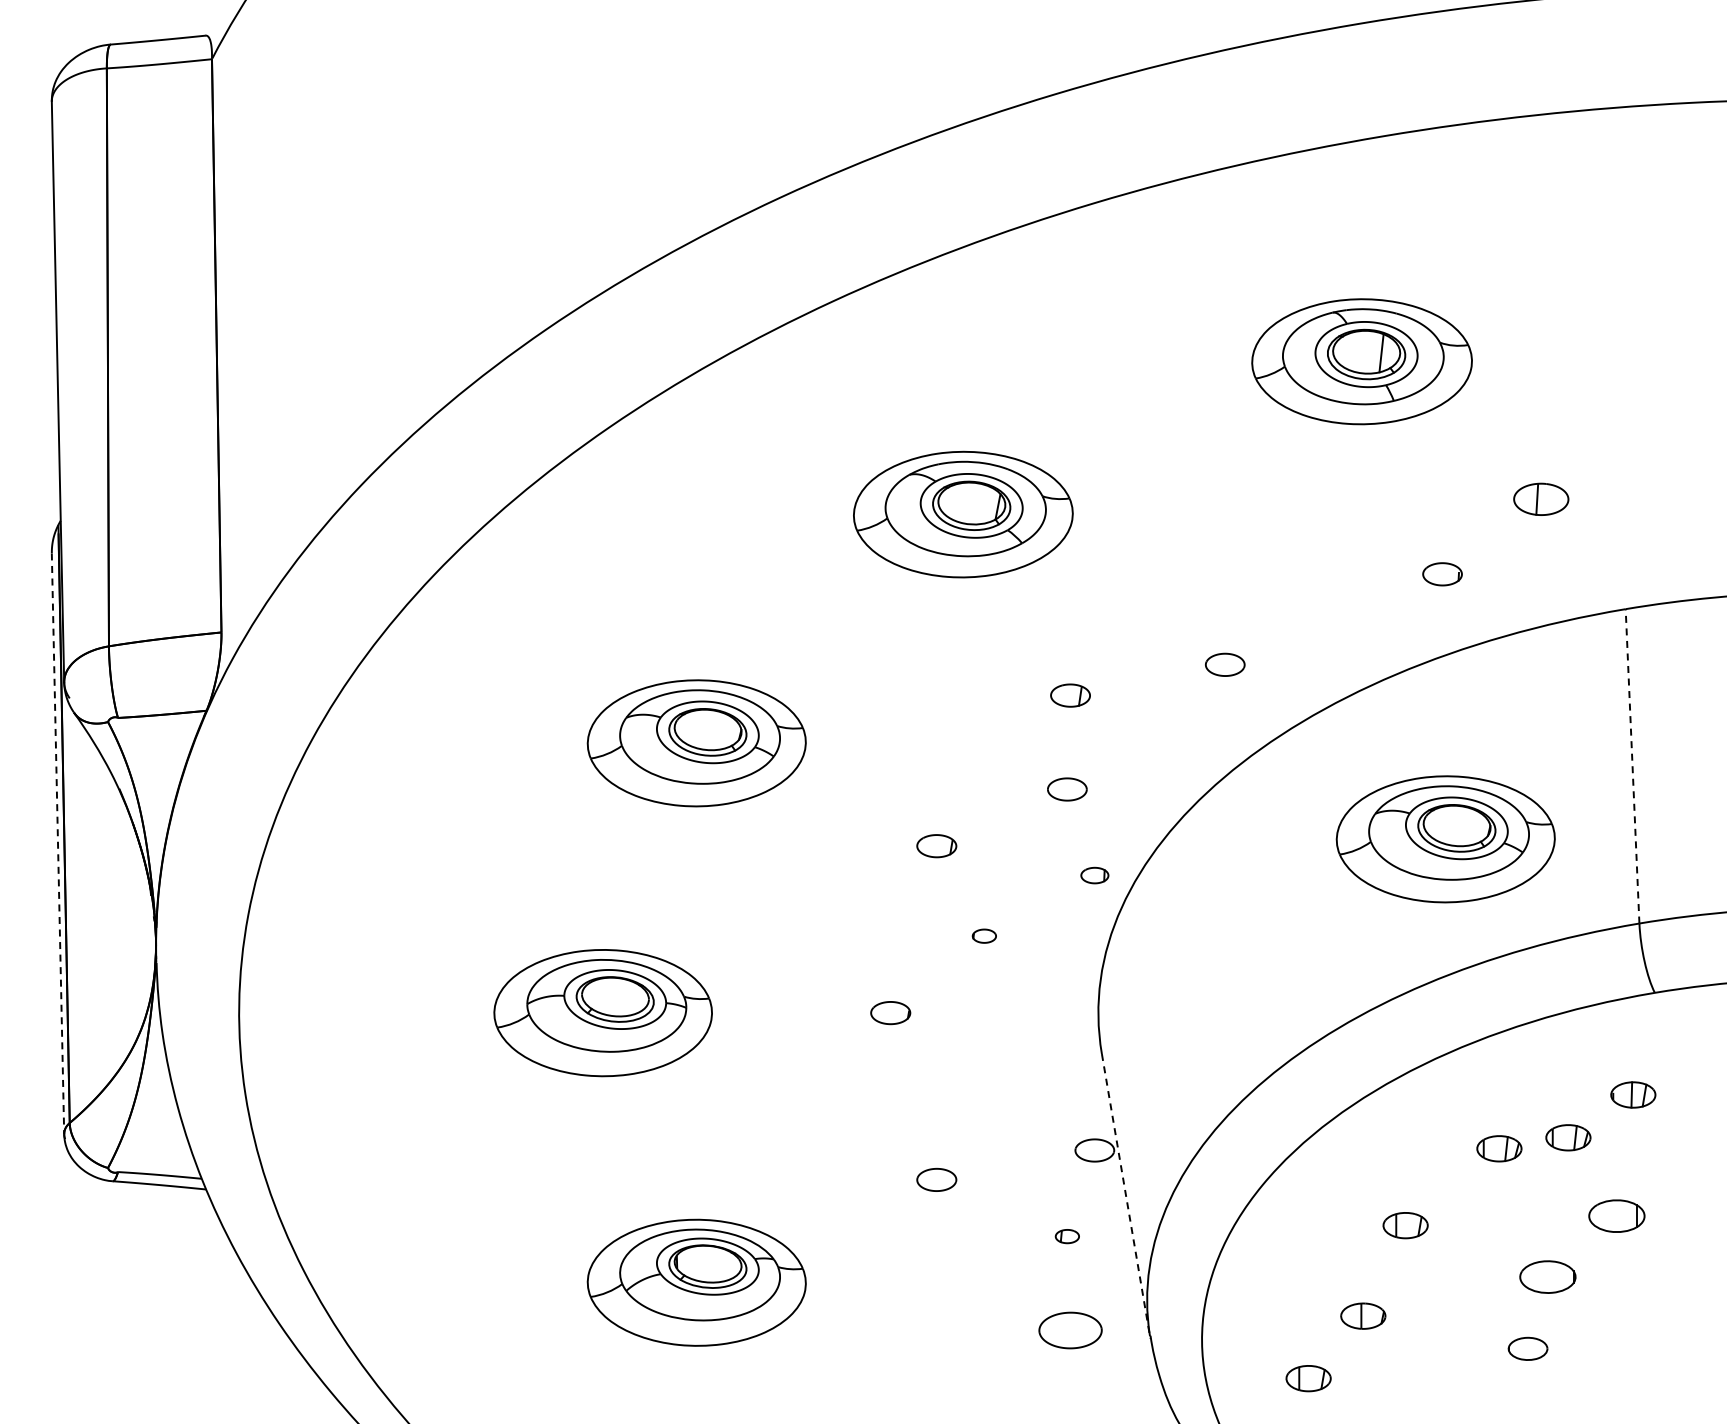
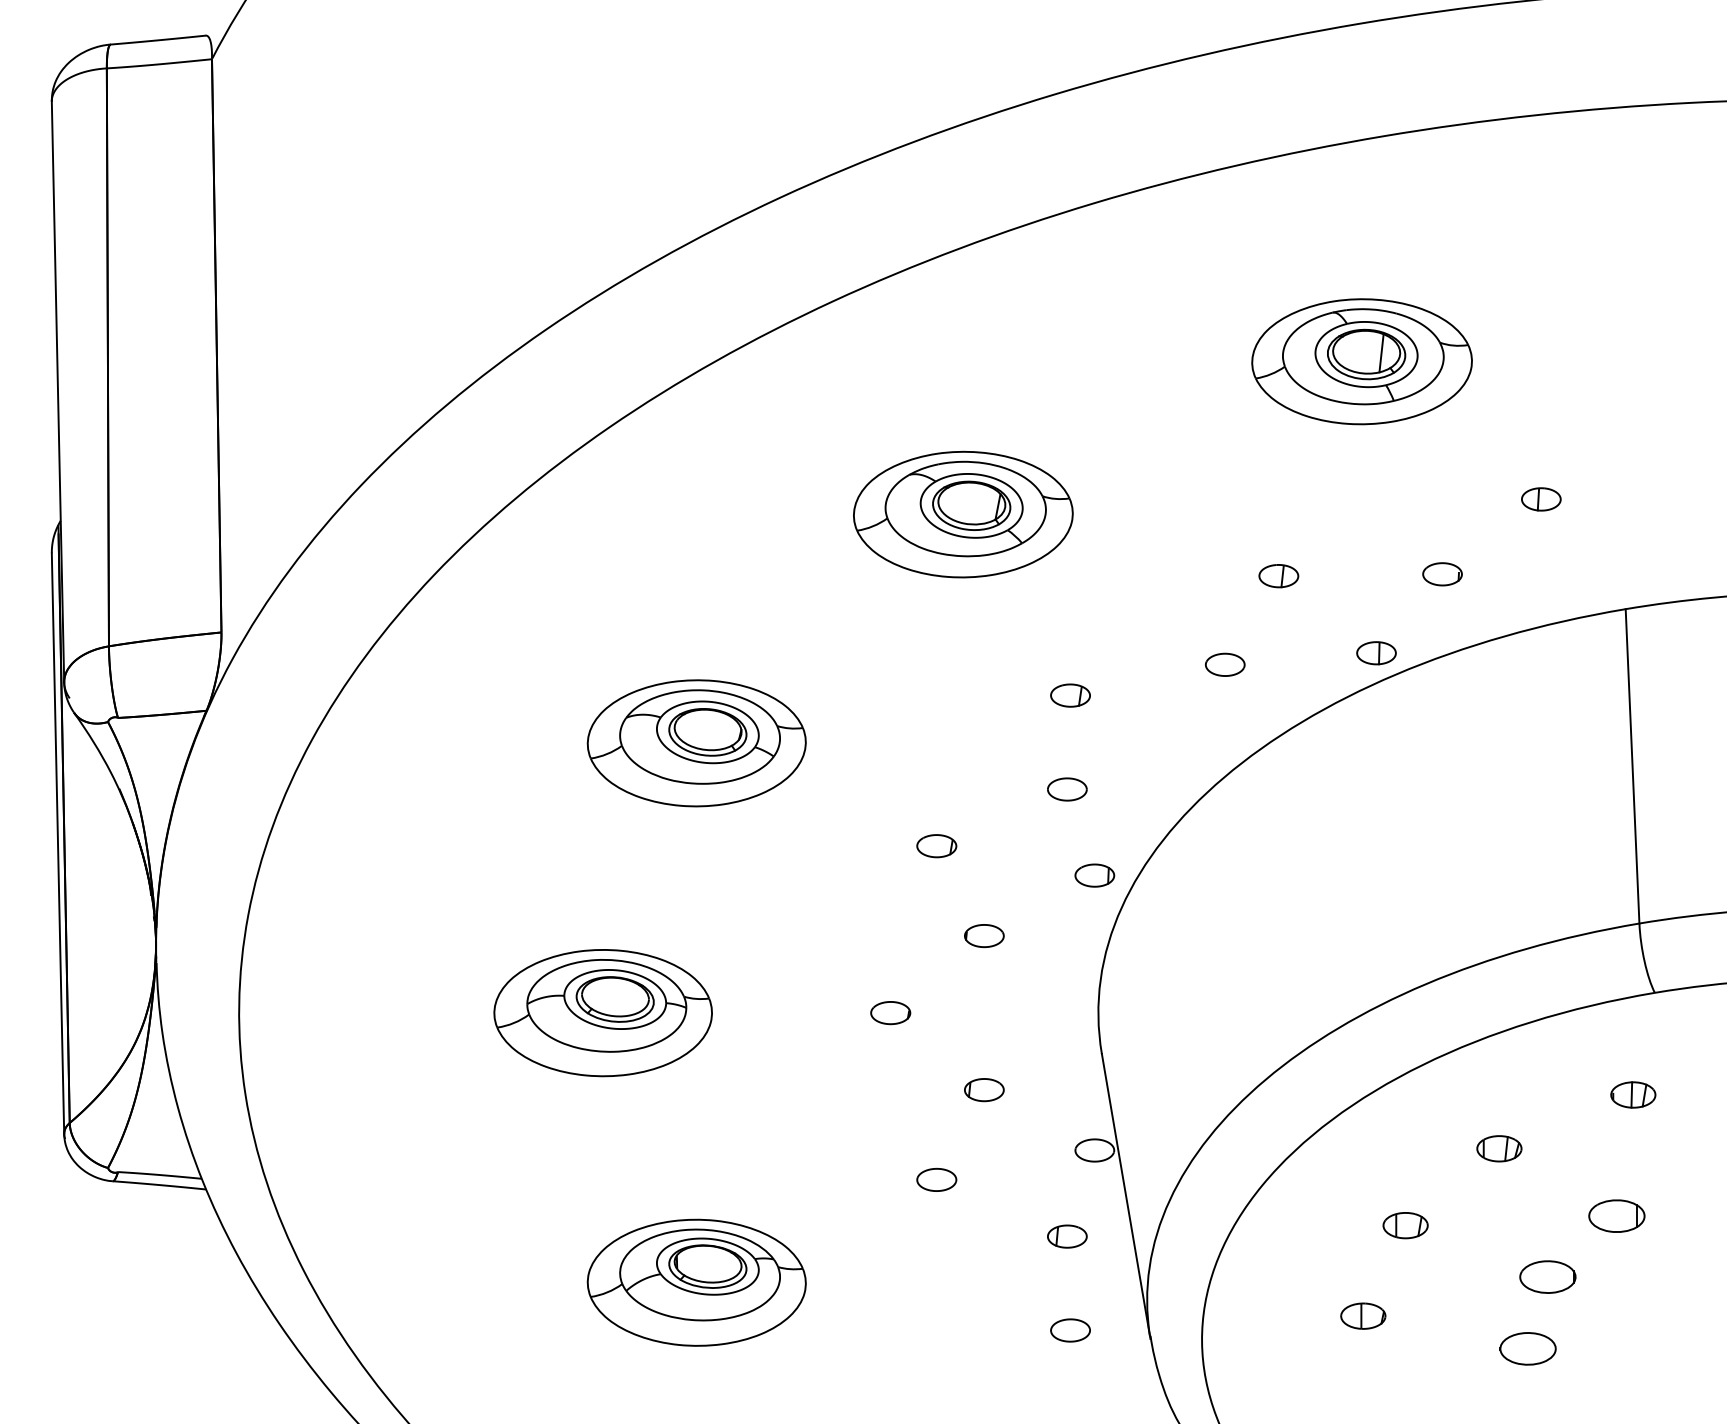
part size: 57x34 px -> 41x25 px (1541, 499)
part: none -> present (1278, 576)
part: none -> present (1376, 653)
line: dashed -> solid (1632, 765)
part: present -> none (1445, 839)
line: dashed -> solid (58, 843)
part size: 30x19 px -> 42x25 px (1094, 875)
part size: 26x16 px -> 41x25 px (984, 936)
part: none -> present (984, 1090)
part: present -> none (1568, 1137)
line: dashed -> solid (1126, 1196)
part size: 26x16 px -> 41x25 px (1067, 1236)
part size: 65x39 px -> 41x25 px (1070, 1330)
part size: 42x25 px -> 58x34 px (1527, 1348)
part: present -> none (1308, 1378)
